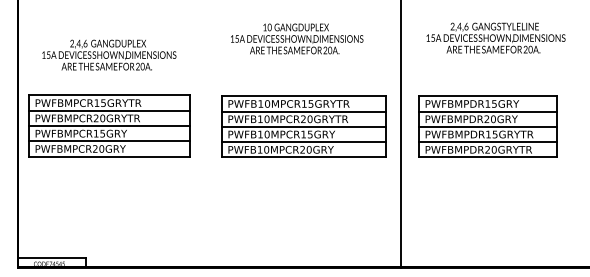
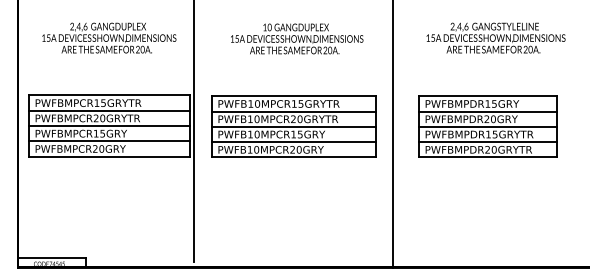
text position: (109, 54) -> (109, 37) (109, 37)
part position: (303, 126) -> (293, 126) (293, 126)
line: none -> present (194, 132)
line position: (400, 135) -> (392, 135) (392, 135)
